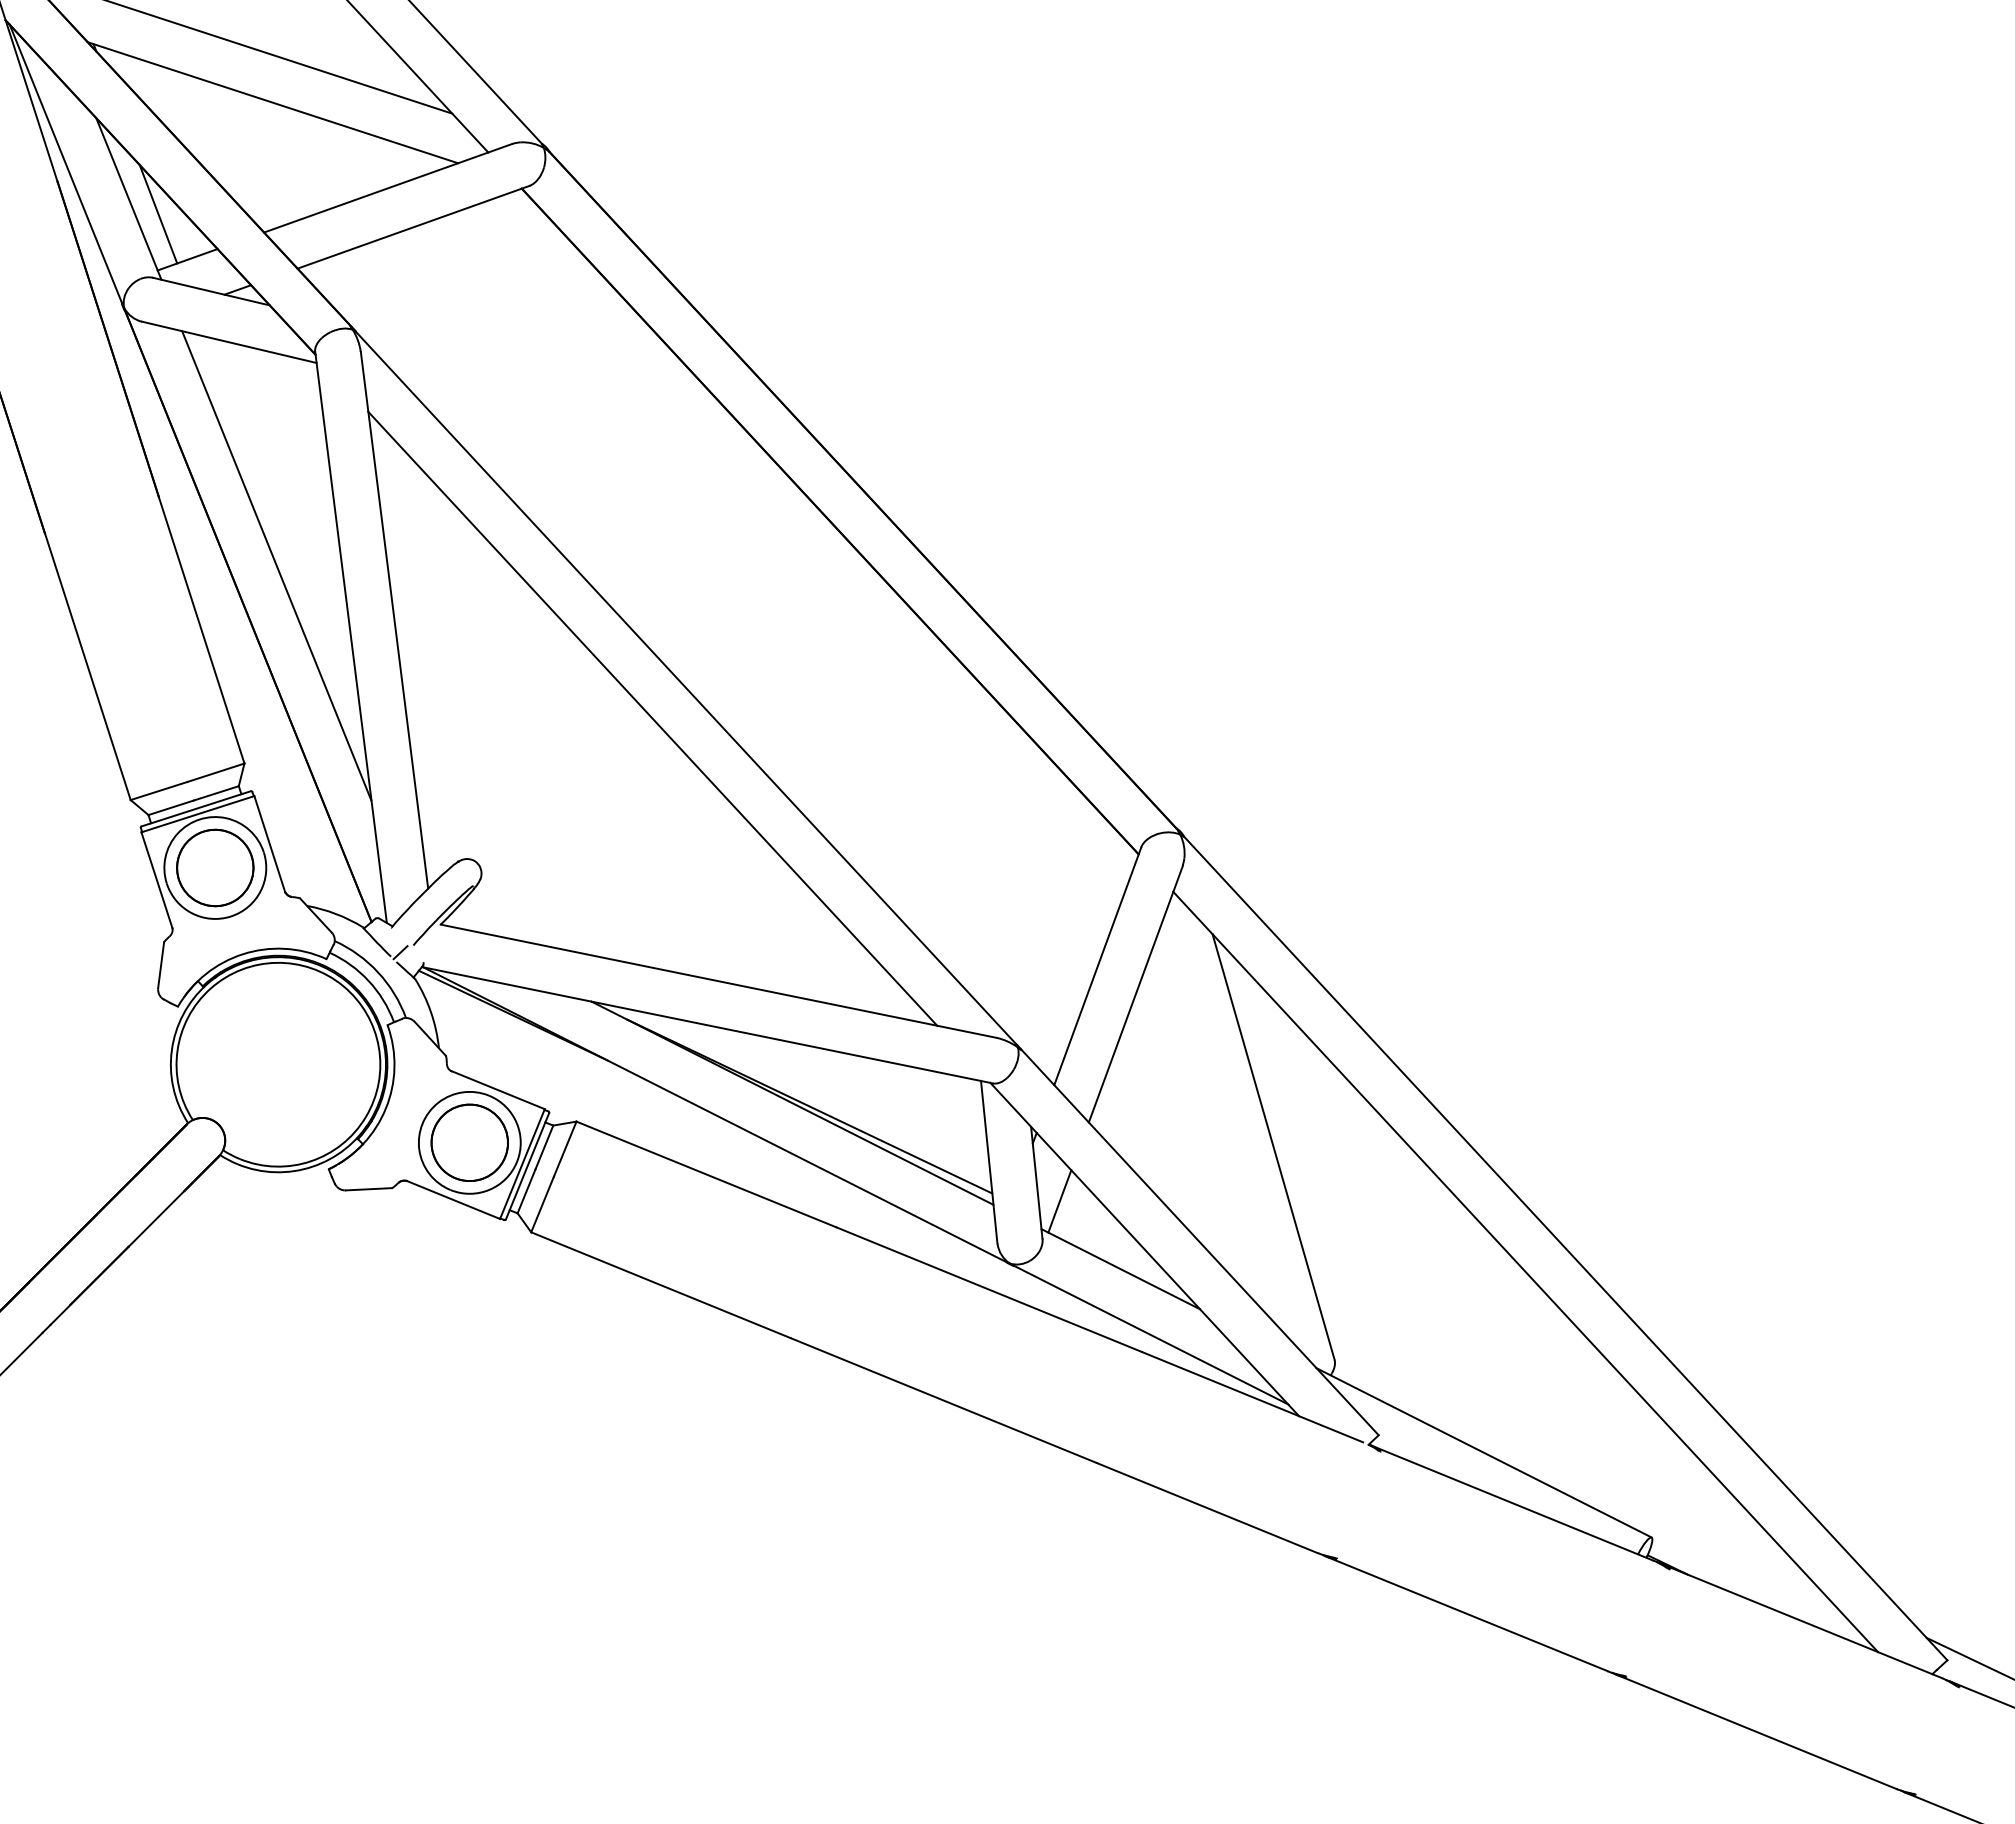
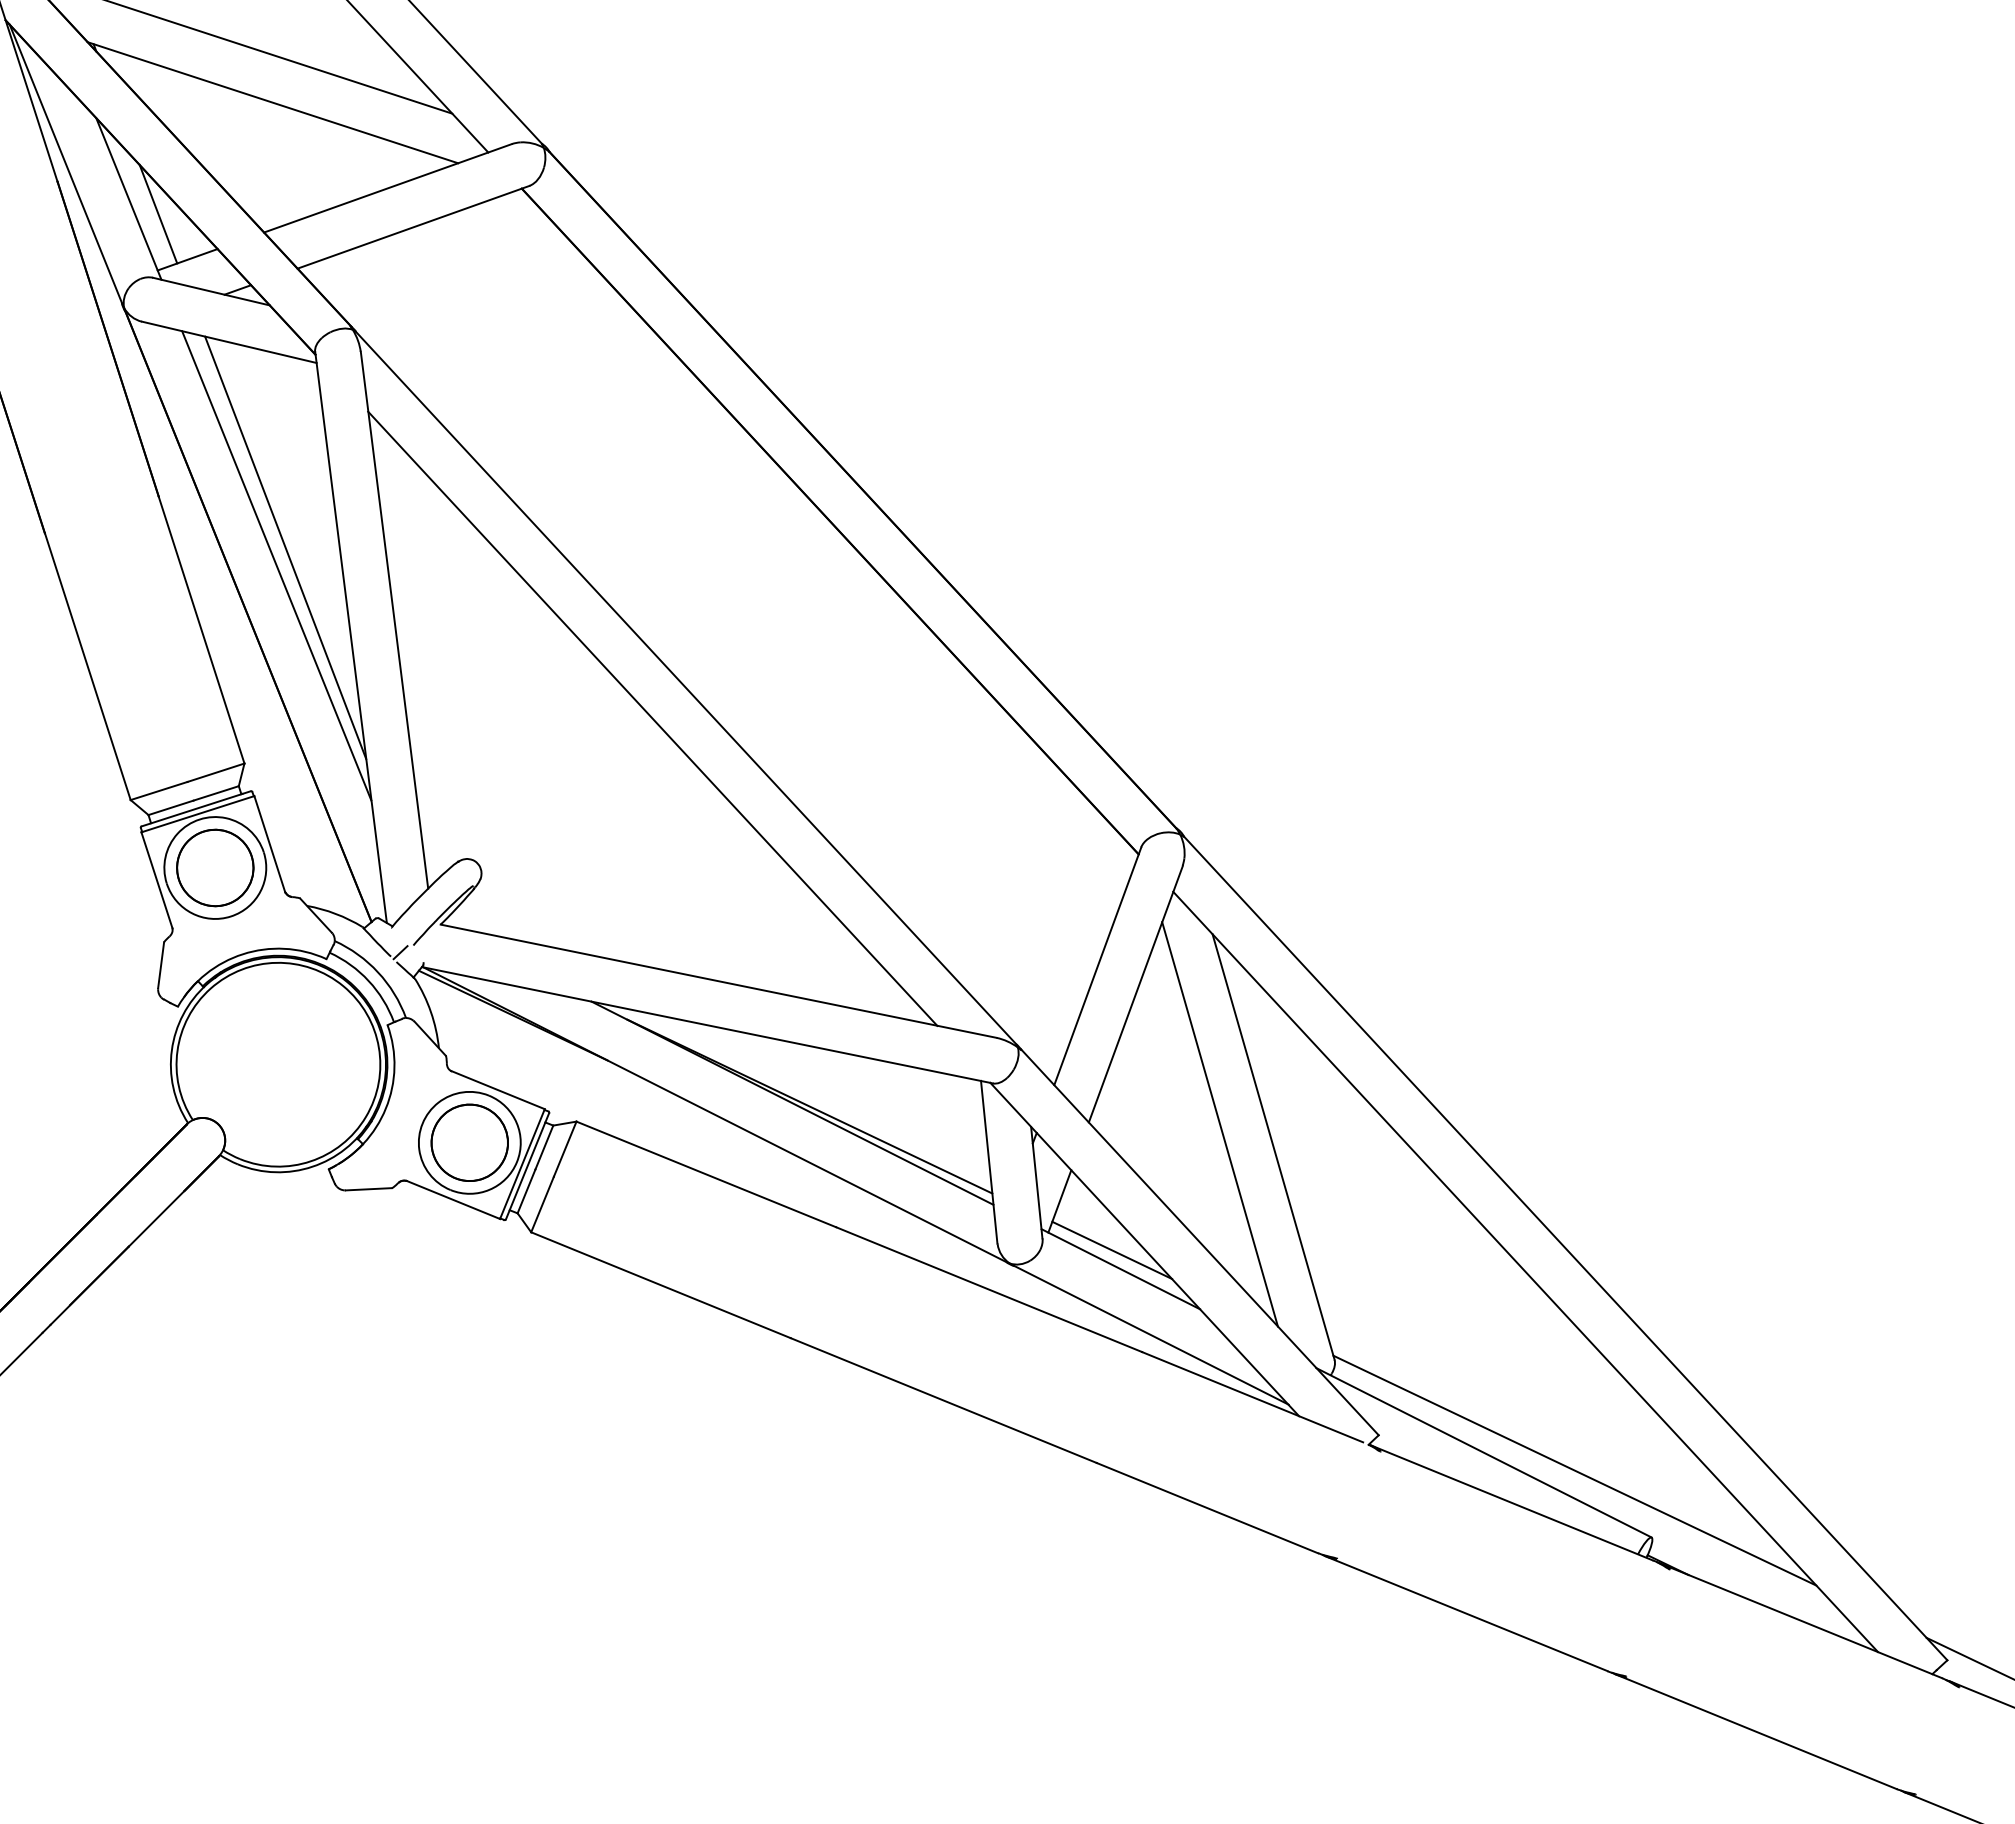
line: none -> present (285, 547)
line: none -> present (1219, 1124)
line: none -> present (1112, 1250)
line: none -> present (1574, 1470)
